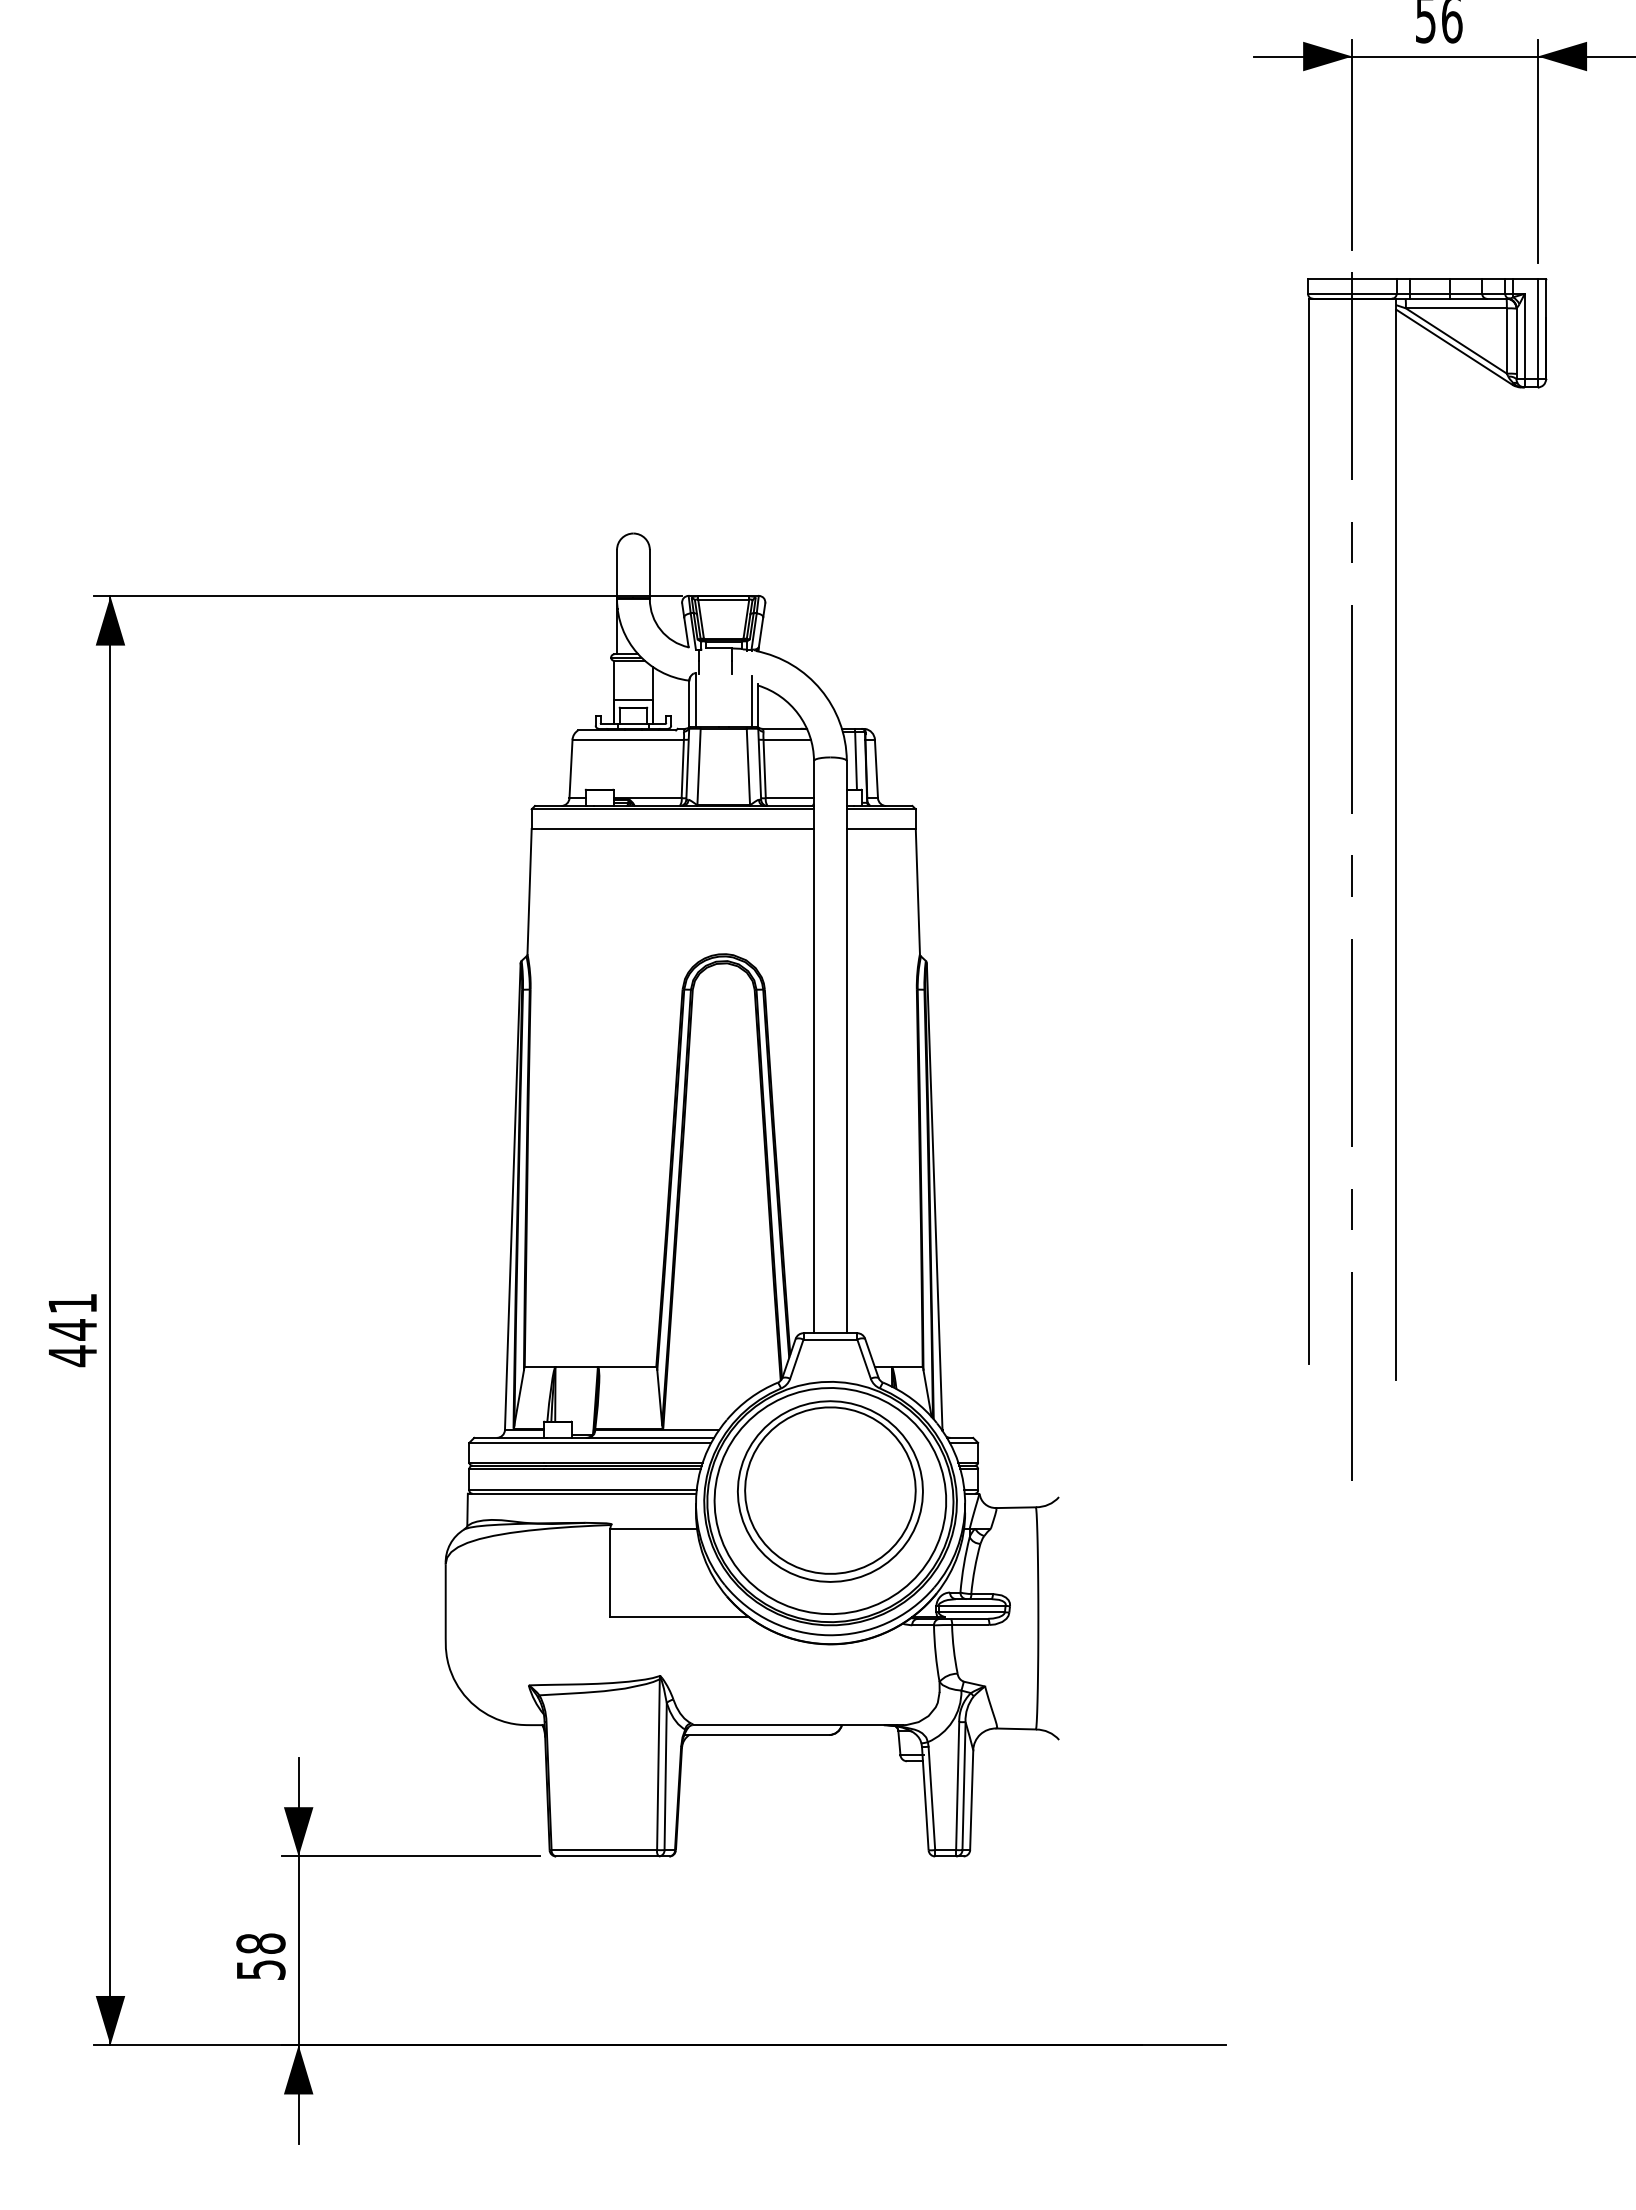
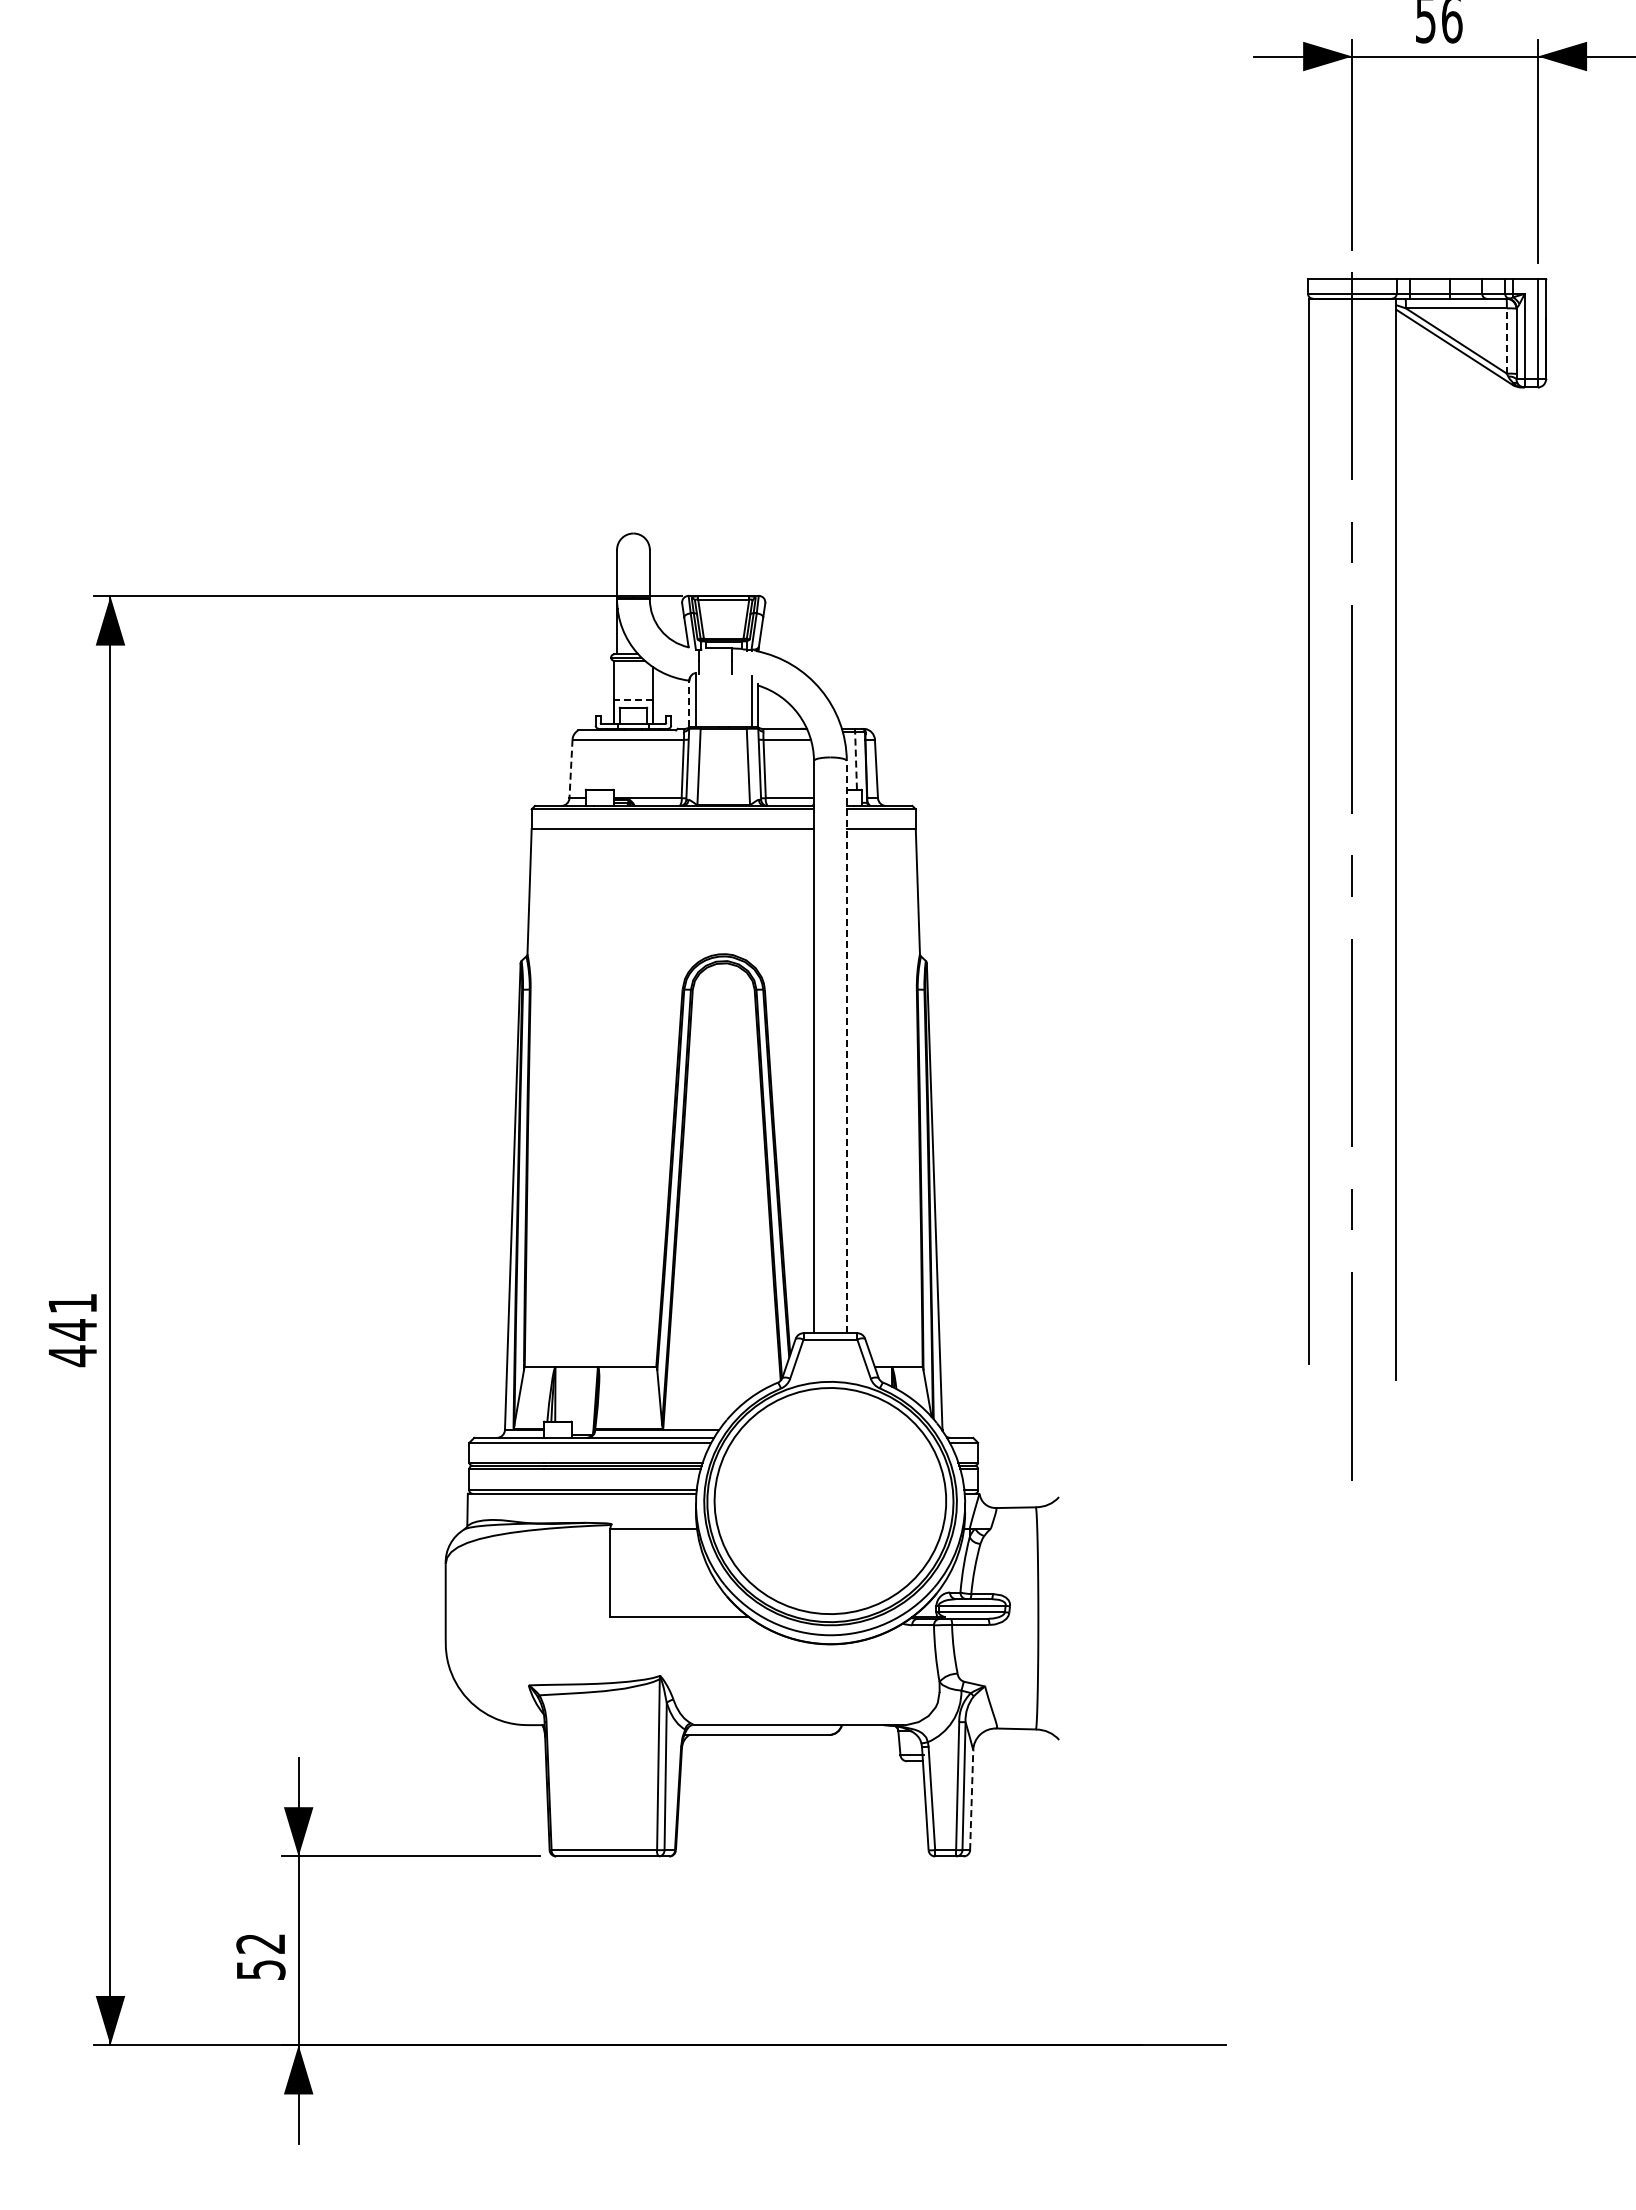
line: solid -> dashed (1506, 341)
line: solid -> dashed (632, 700)
line: solid -> dashed (689, 704)
line: solid -> dashed (856, 760)
line: solid -> dashed (570, 769)
line: solid -> dashed (846, 1046)
part: present -> none (830, 1491)
line: solid -> dashed (971, 1800)
text: 58 -> 52 (260, 1943)
